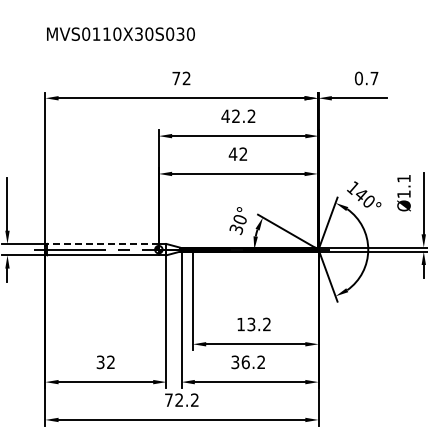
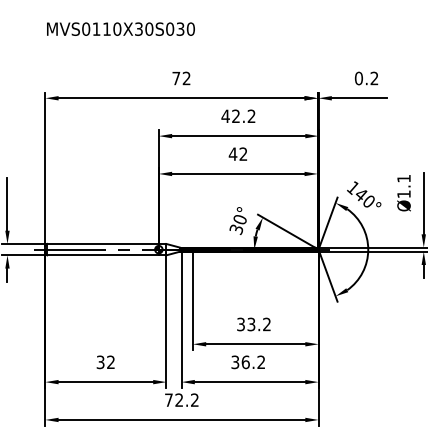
text position: (120, 33) -> (120, 28) (120, 28)
text: 0.7 -> 0.2 (374, 78)
line: dashed -> solid (103, 243)
text: 13.2 -> 33.2 (240, 324)
